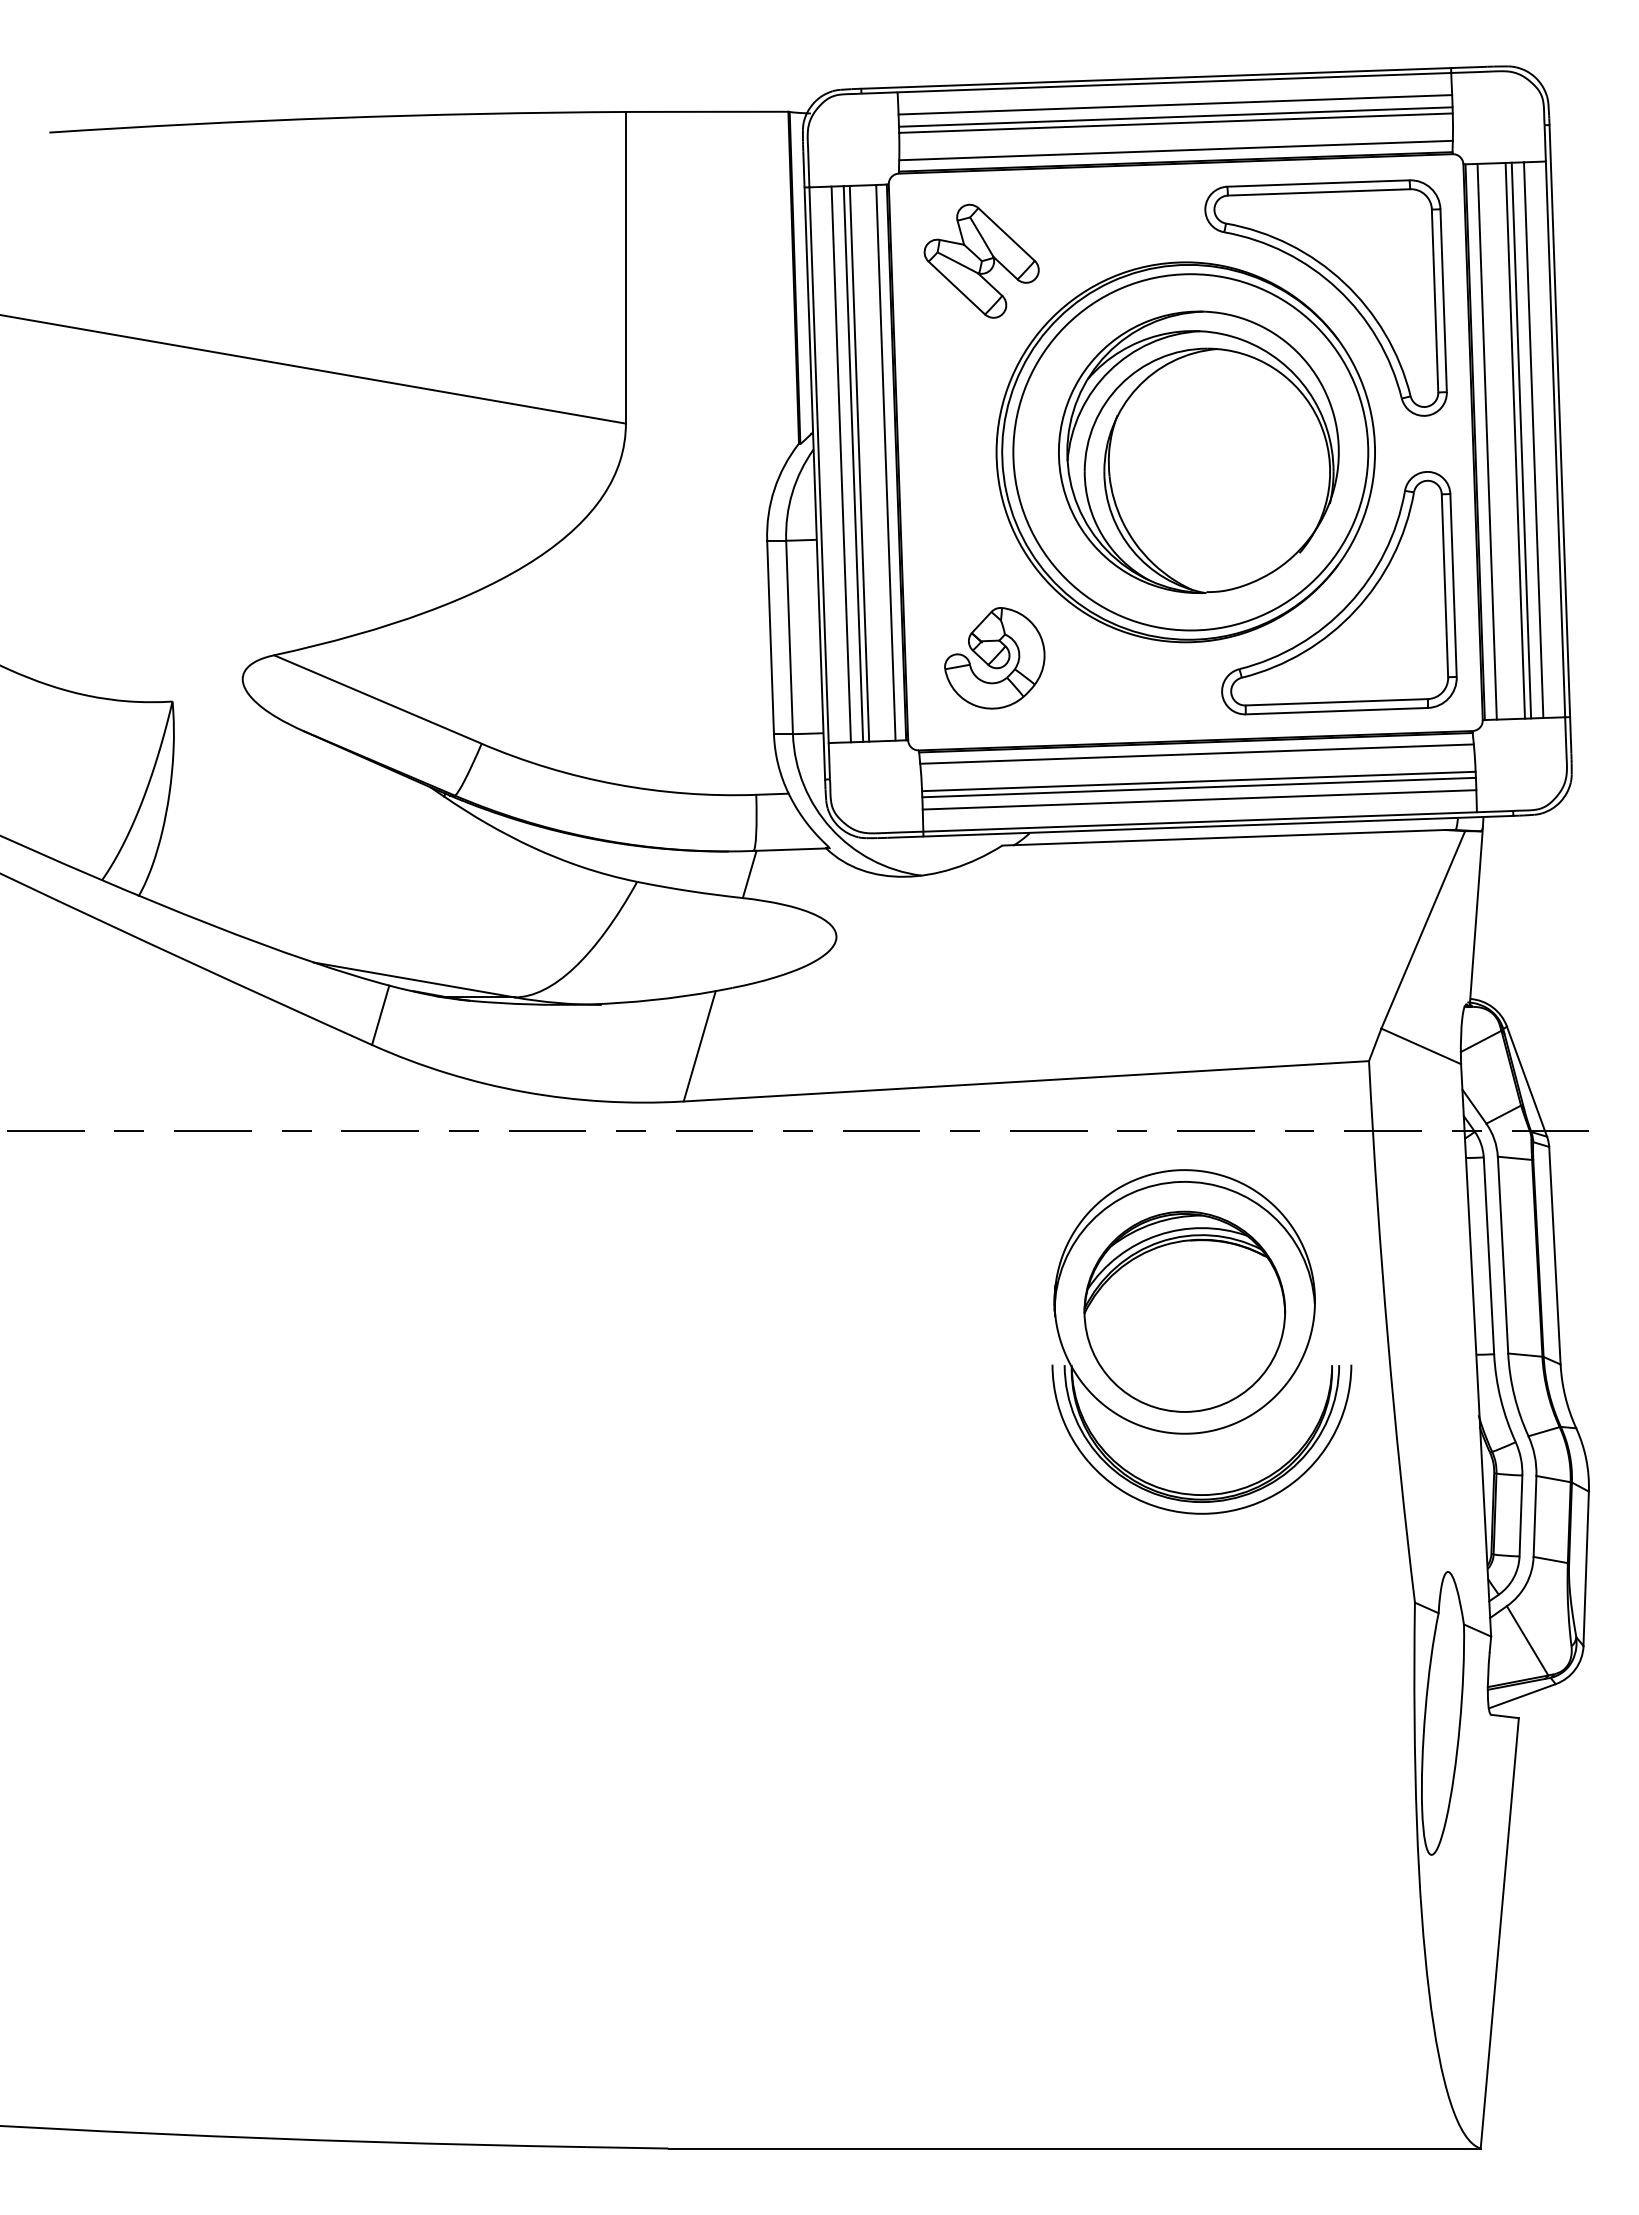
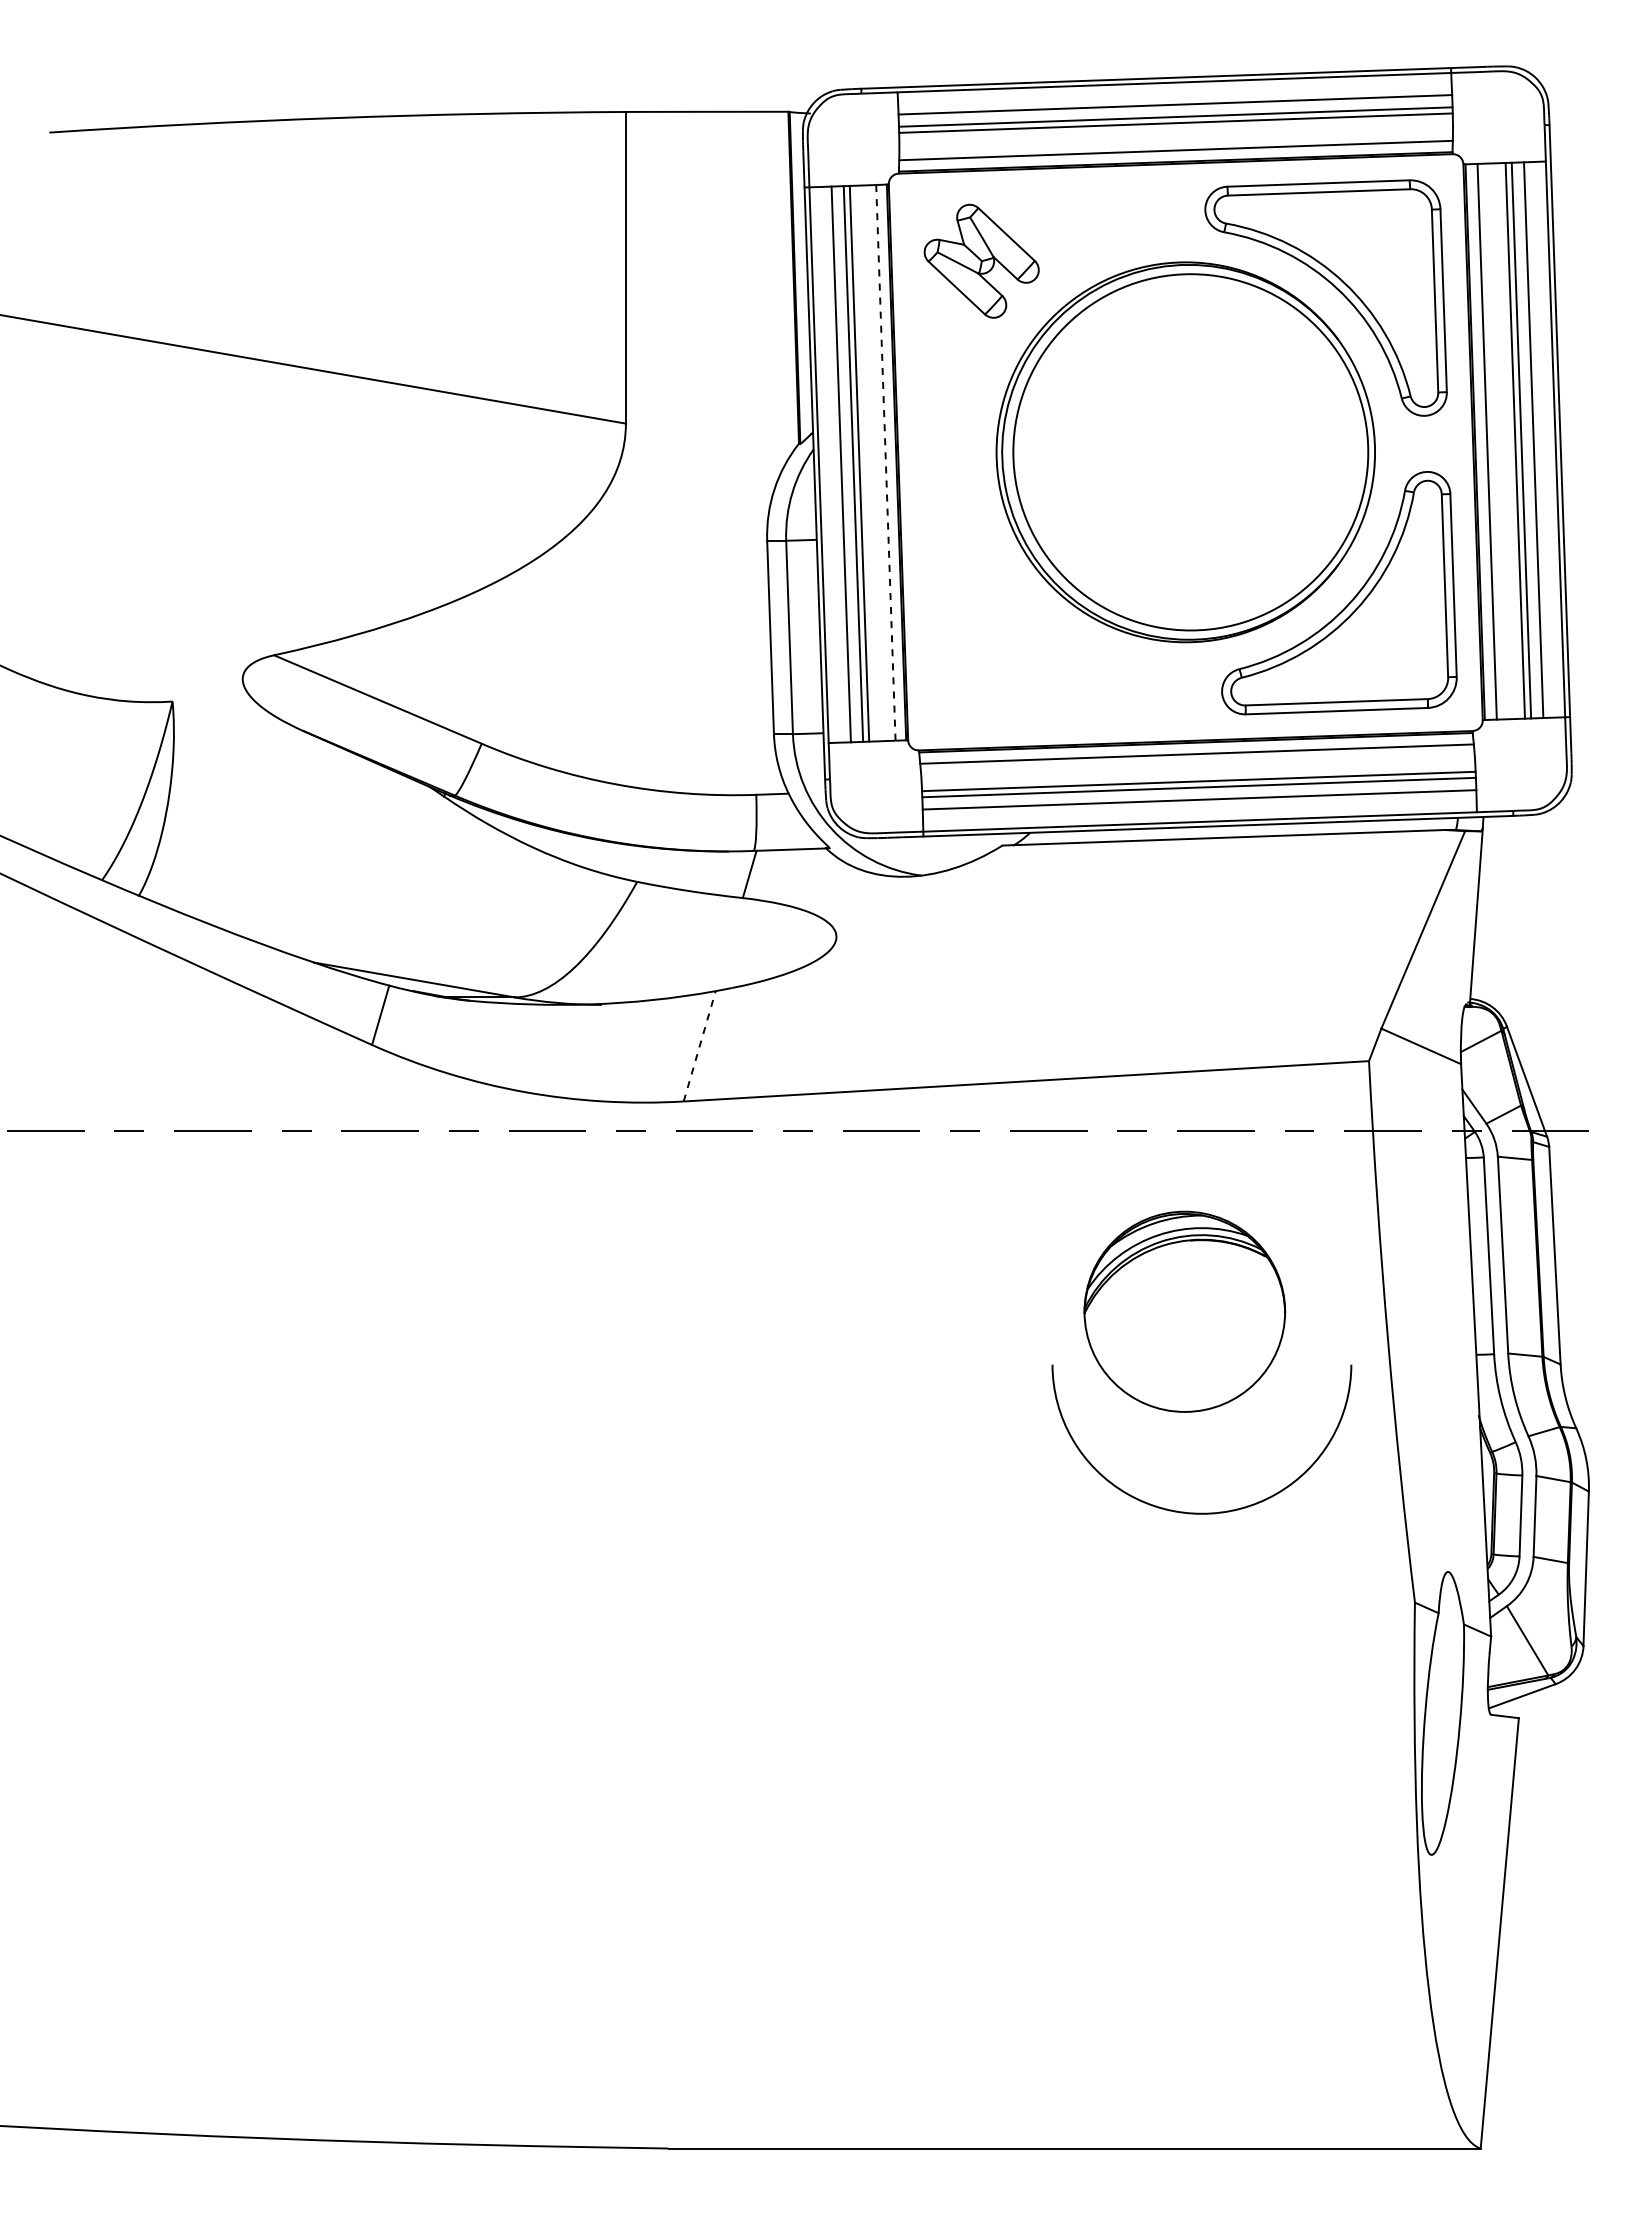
part: present -> none (1198, 451)
line: solid -> dashed (885, 462)
part: present -> none (994, 658)
line: solid -> dashed (699, 1045)
part: present -> none (1196, 1335)
